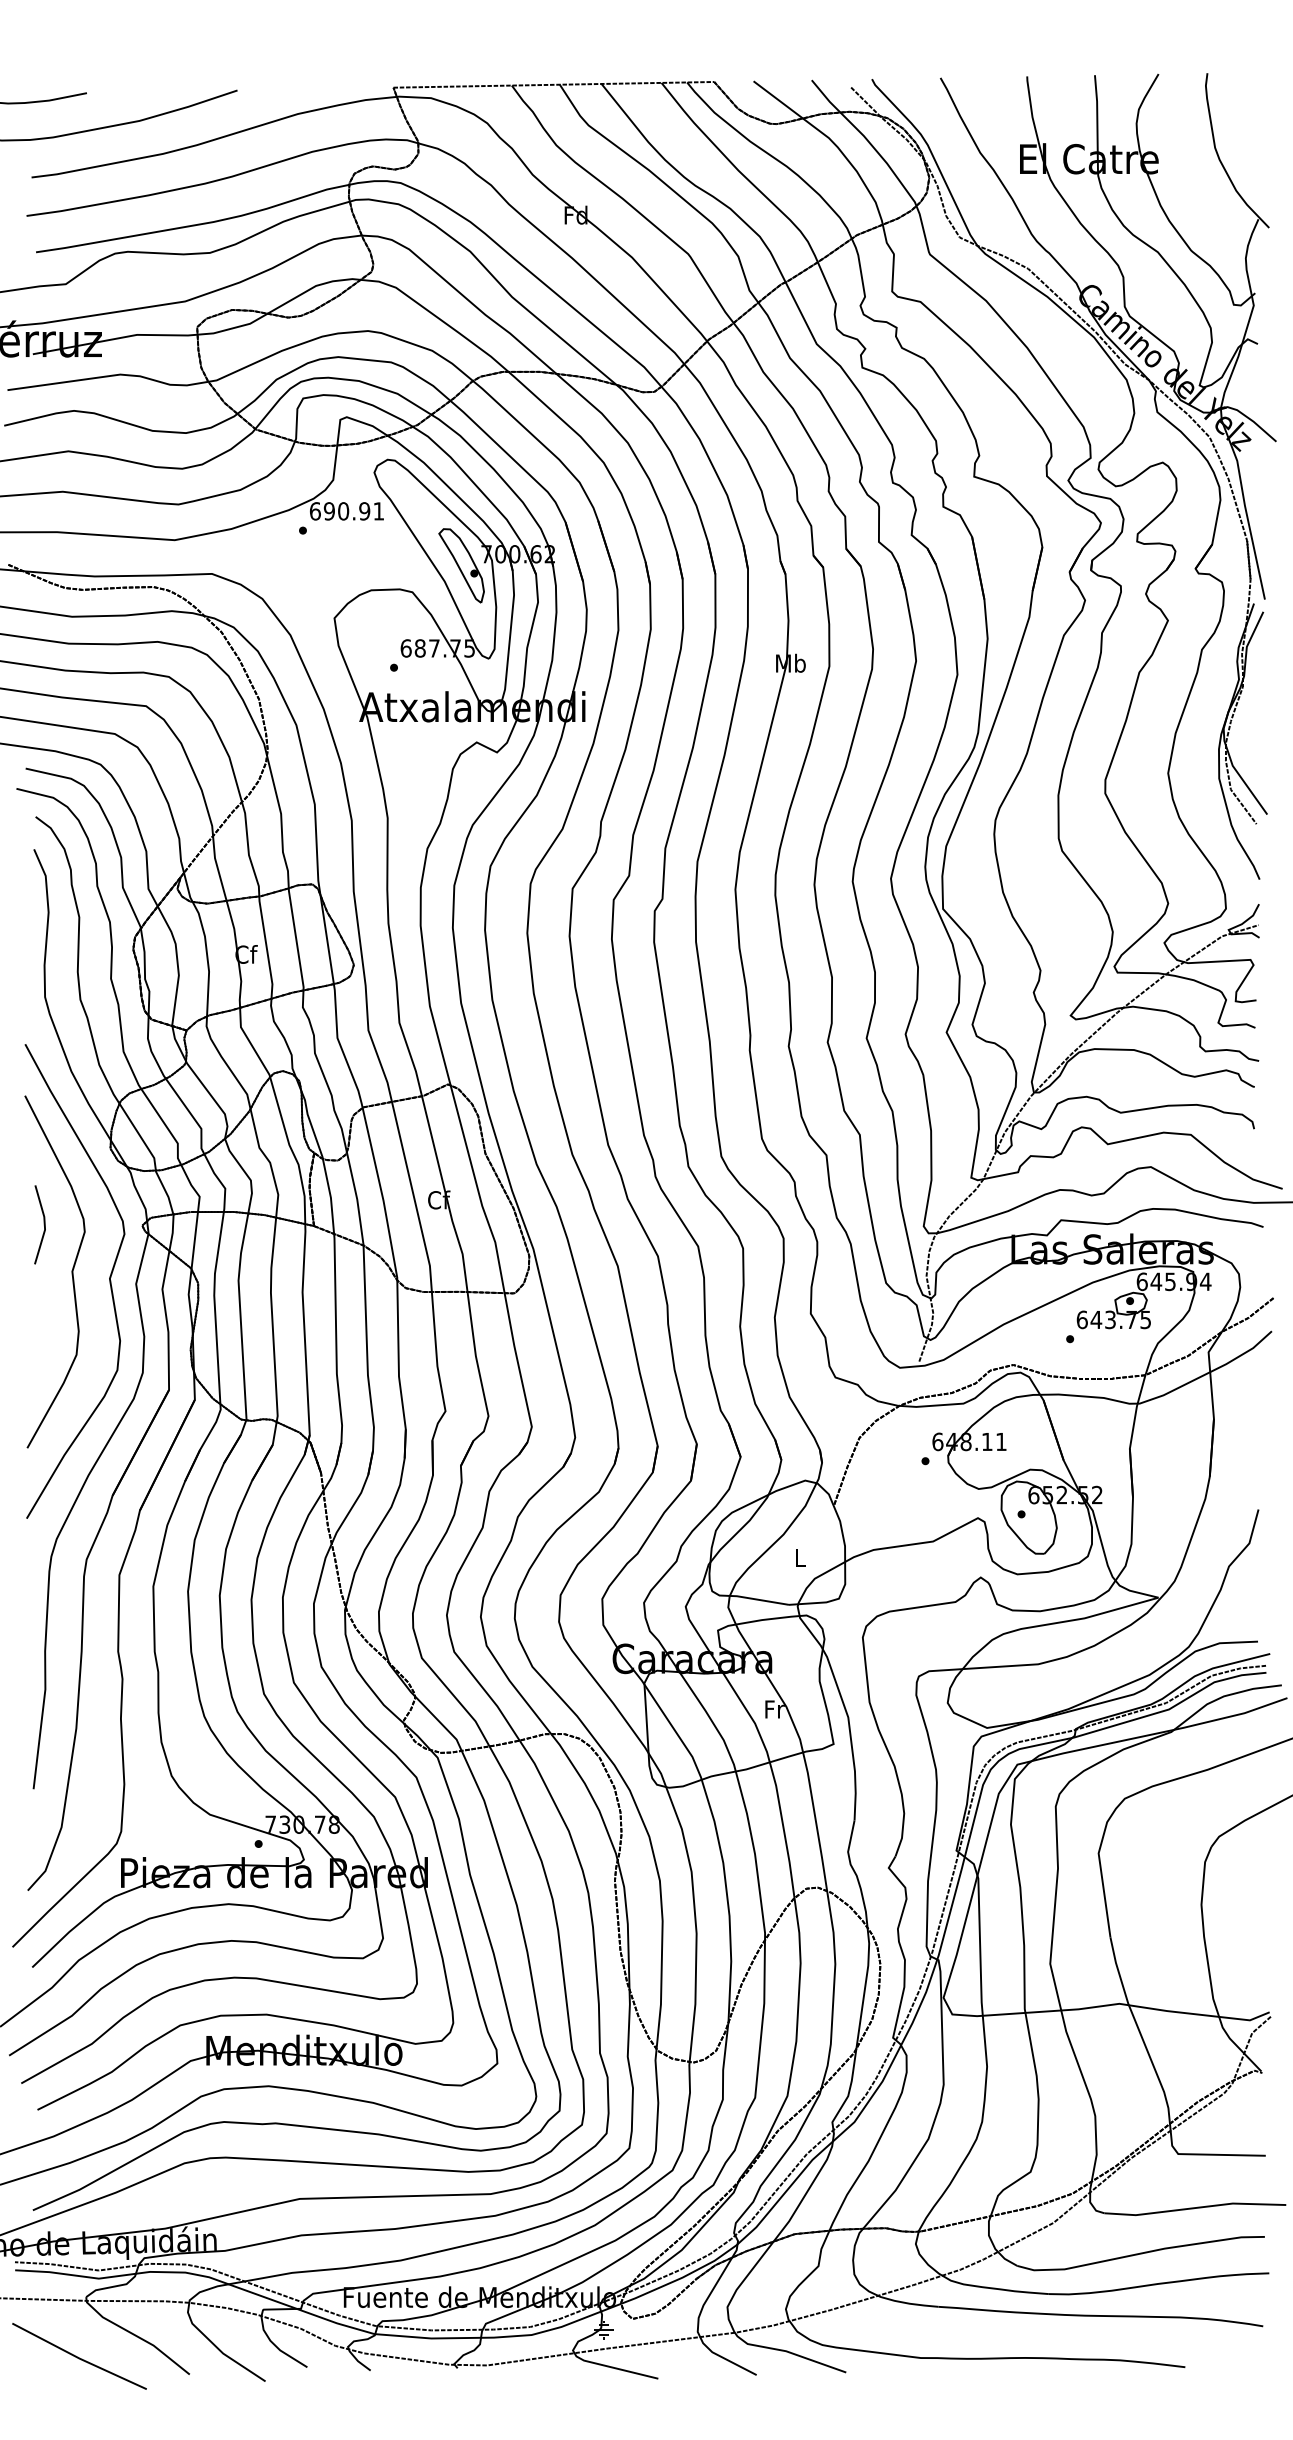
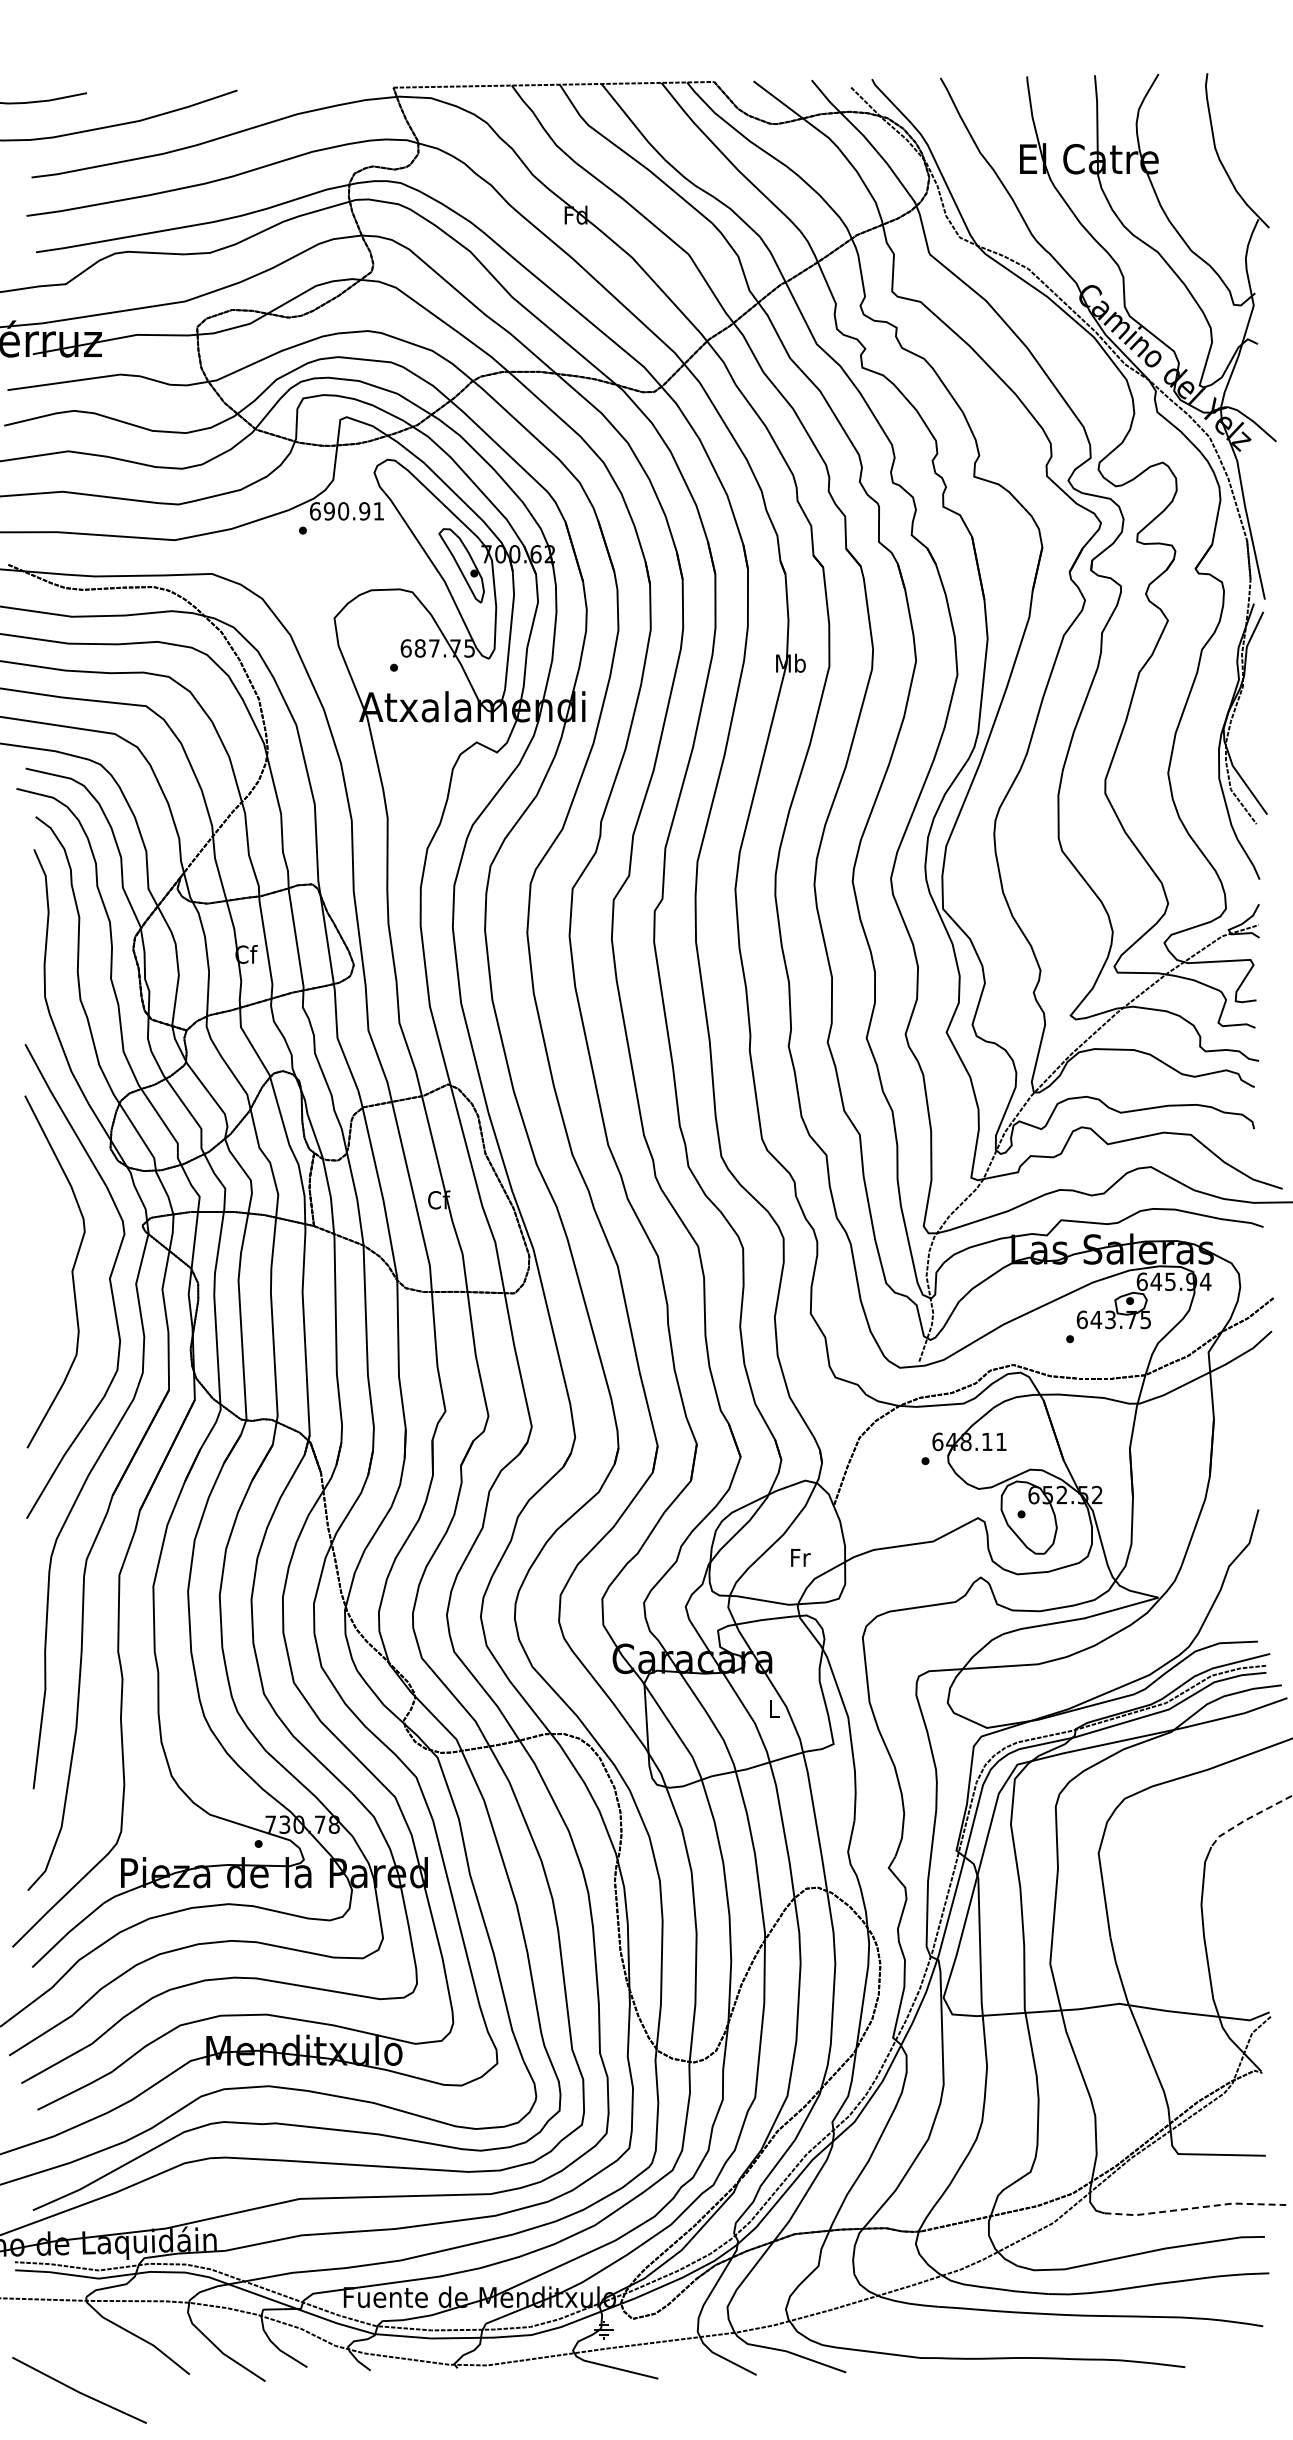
line: present -> none (43, 1224)
text: L -> Fr (800, 1557)
text: Fr -> L (774, 1709)
line: solid -> dashed (1248, 1818)
line: solid -> dashed (1195, 2208)
line position: (79, 2357) -> (79, 2391) (79, 2391)
